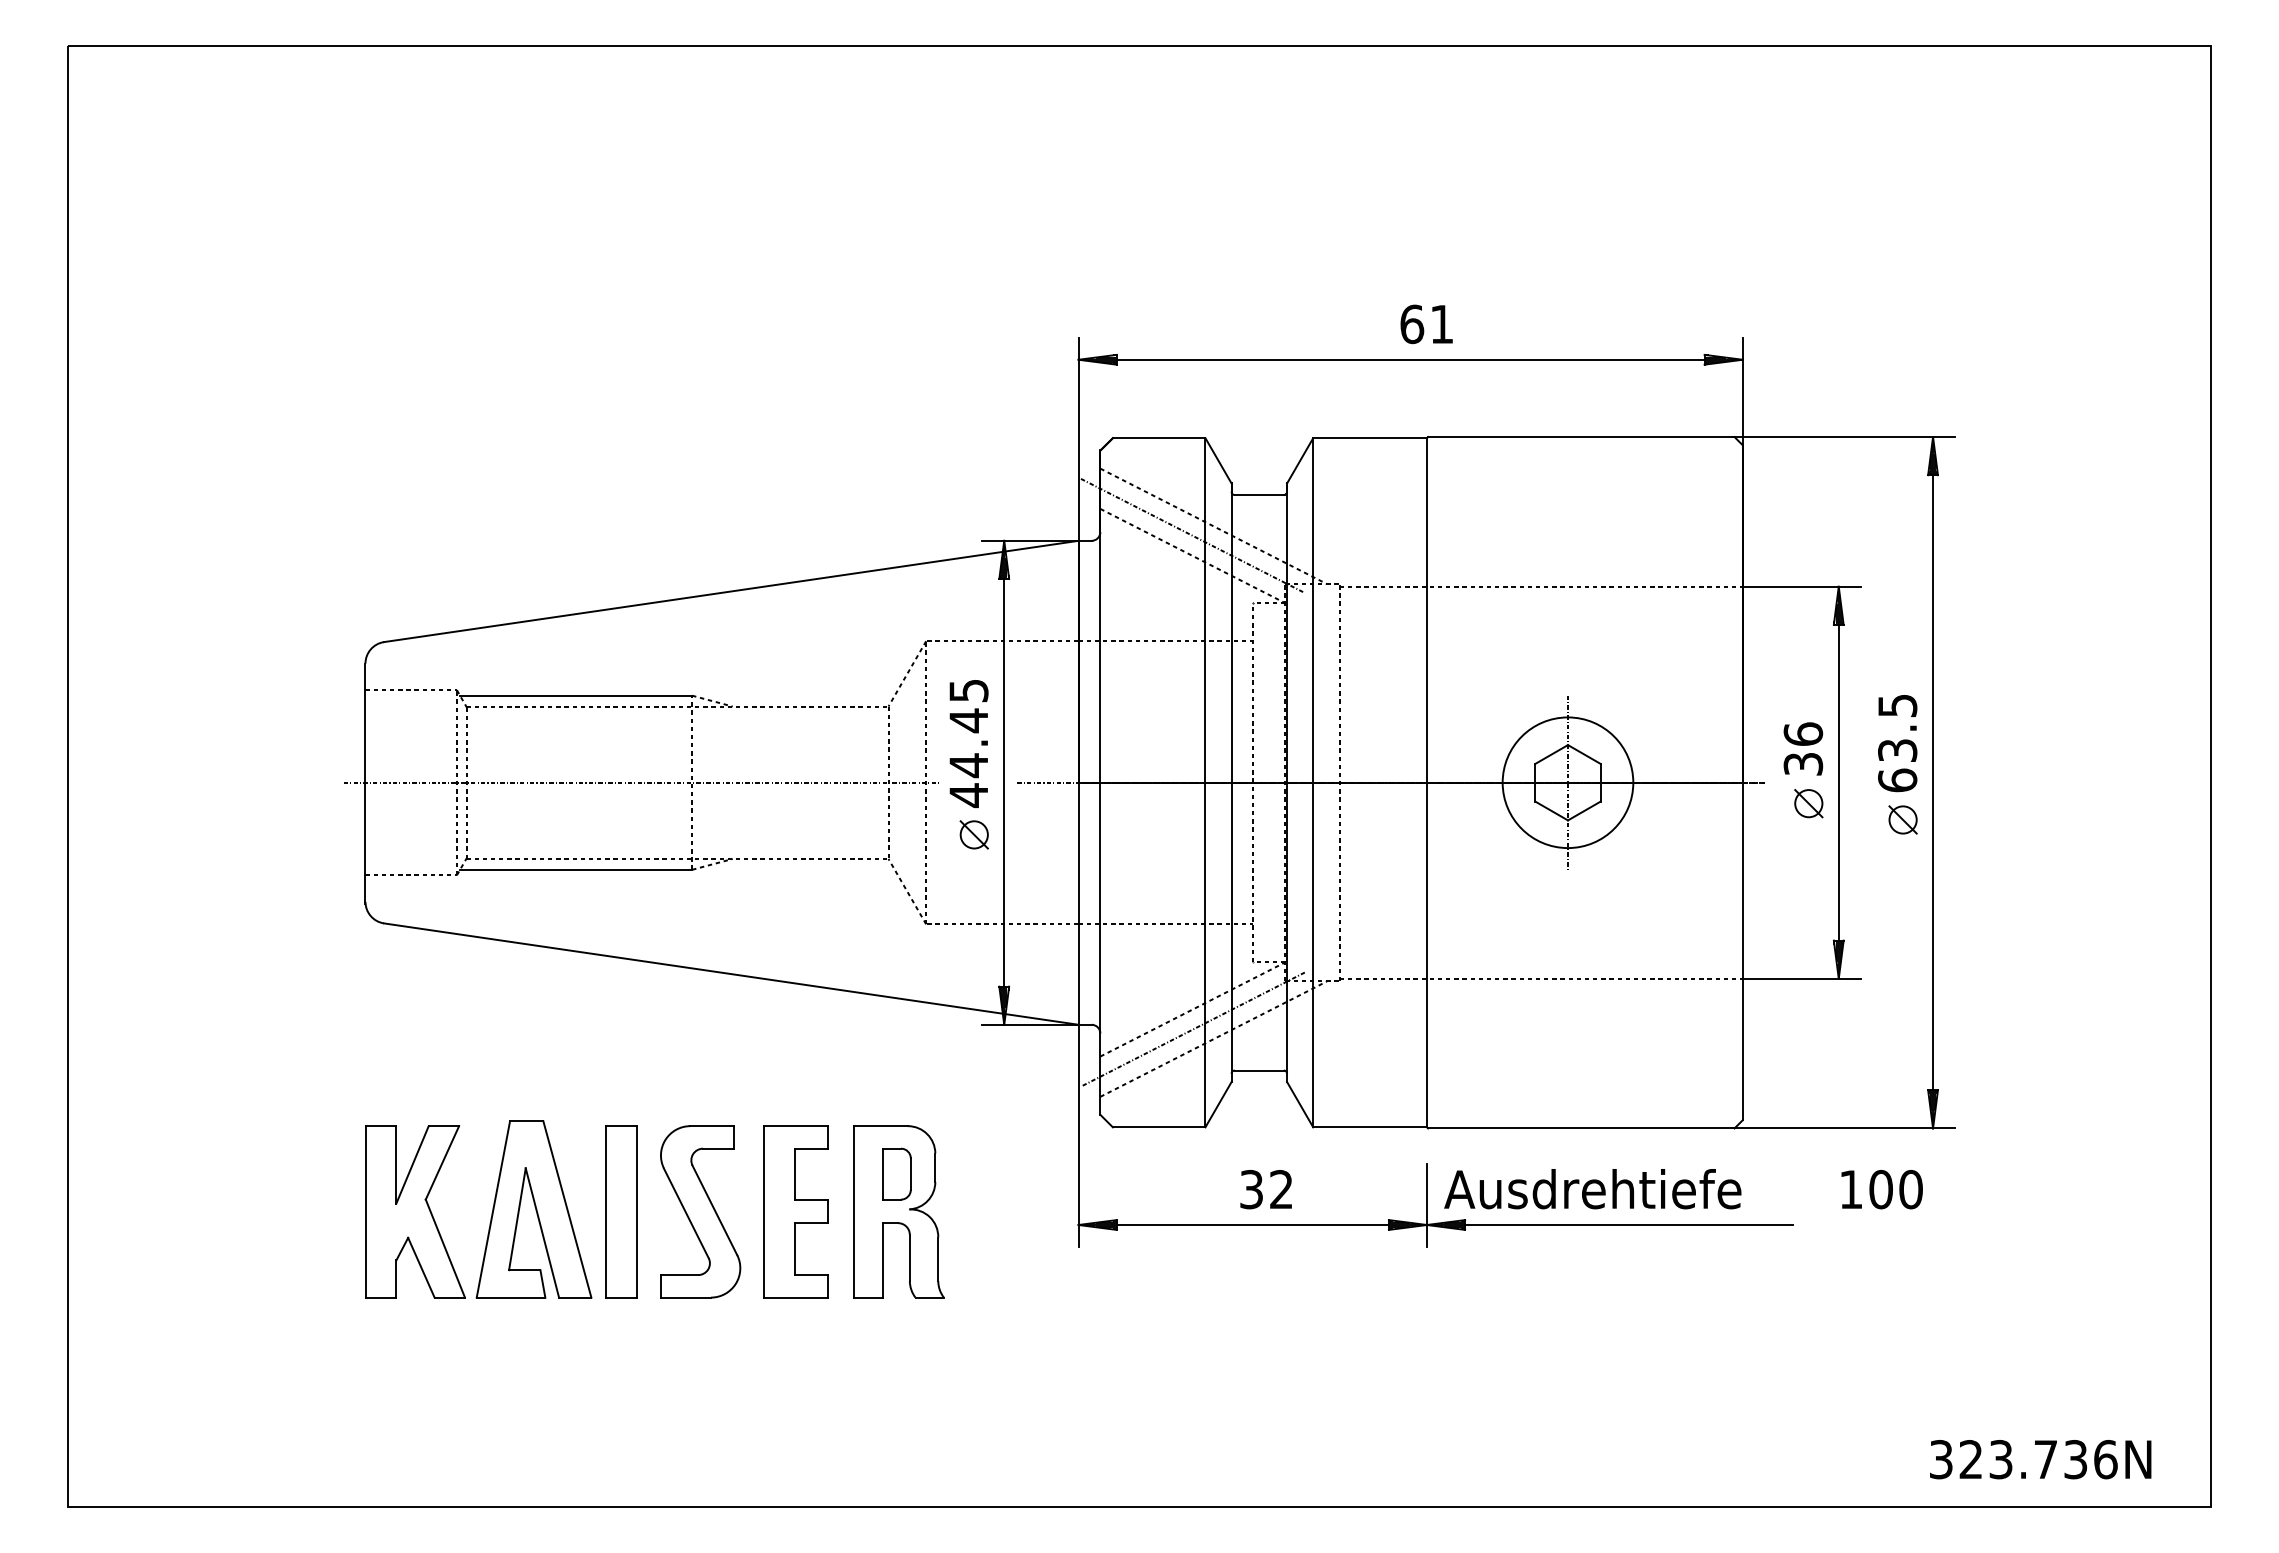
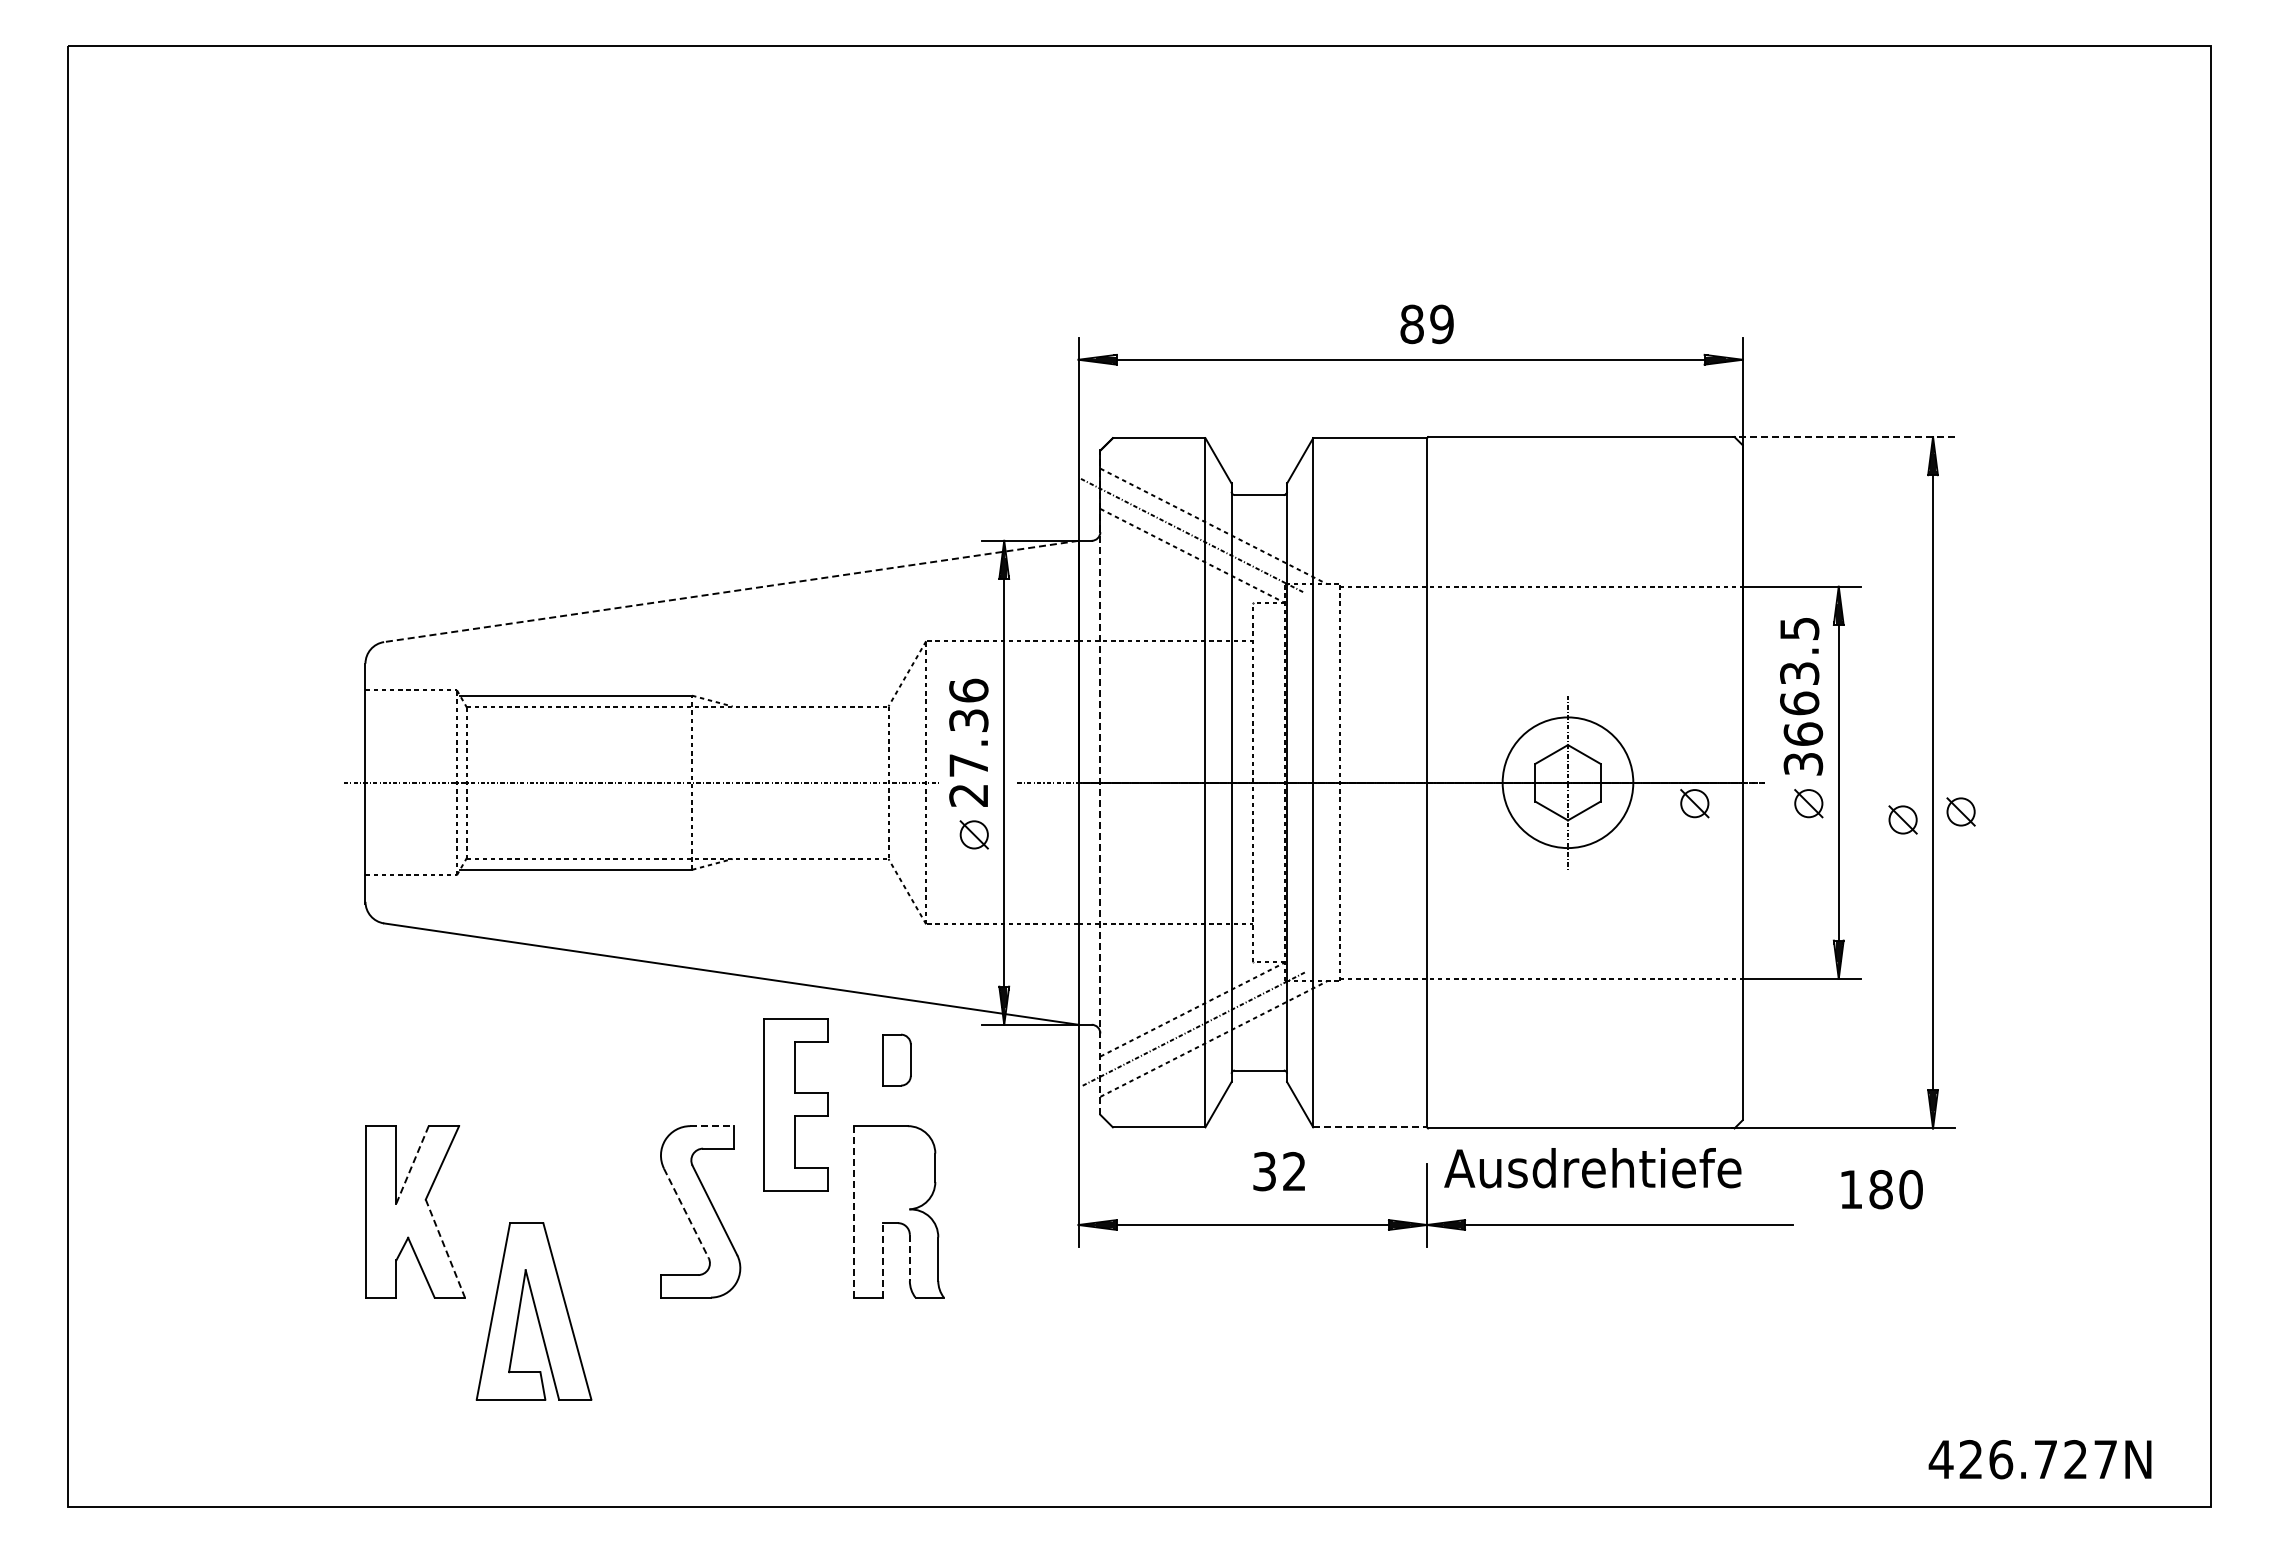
text: 61 -> 89 (1426, 324)
line: solid -> dashed (1842, 437)
line: solid -> dashed (731, 591)
text: 44.45 -> 27.36 (968, 743)
text position: (1897, 743) -> (1799, 666) (1799, 666)
line: solid -> dashed (1100, 782)
part: none -> present (1694, 803)
part: none -> present (1960, 811)
line: solid -> dashed (712, 1126)
line: solid -> dashed (1370, 1127)
line: solid -> dashed (412, 1164)
part position: (896, 1173) -> (896, 1059) (896, 1059)
text position: (1265, 1189) -> (1278, 1171) (1278, 1171)
text position: (1592, 1189) -> (1592, 1168) (1592, 1168)
text: 100 -> 180 (1880, 1189)
part position: (533, 1209) -> (533, 1311) (533, 1311)
part: present -> none (621, 1211)
part position: (795, 1211) -> (795, 1104) (795, 1104)
line: solid -> dashed (854, 1211)
line: solid -> dashed (686, 1213)
line: solid -> dashed (445, 1248)
line: solid -> dashed (909, 1258)
line: solid -> dashed (883, 1259)
text: 323.736N -> 426.727N (2022, 1459)
